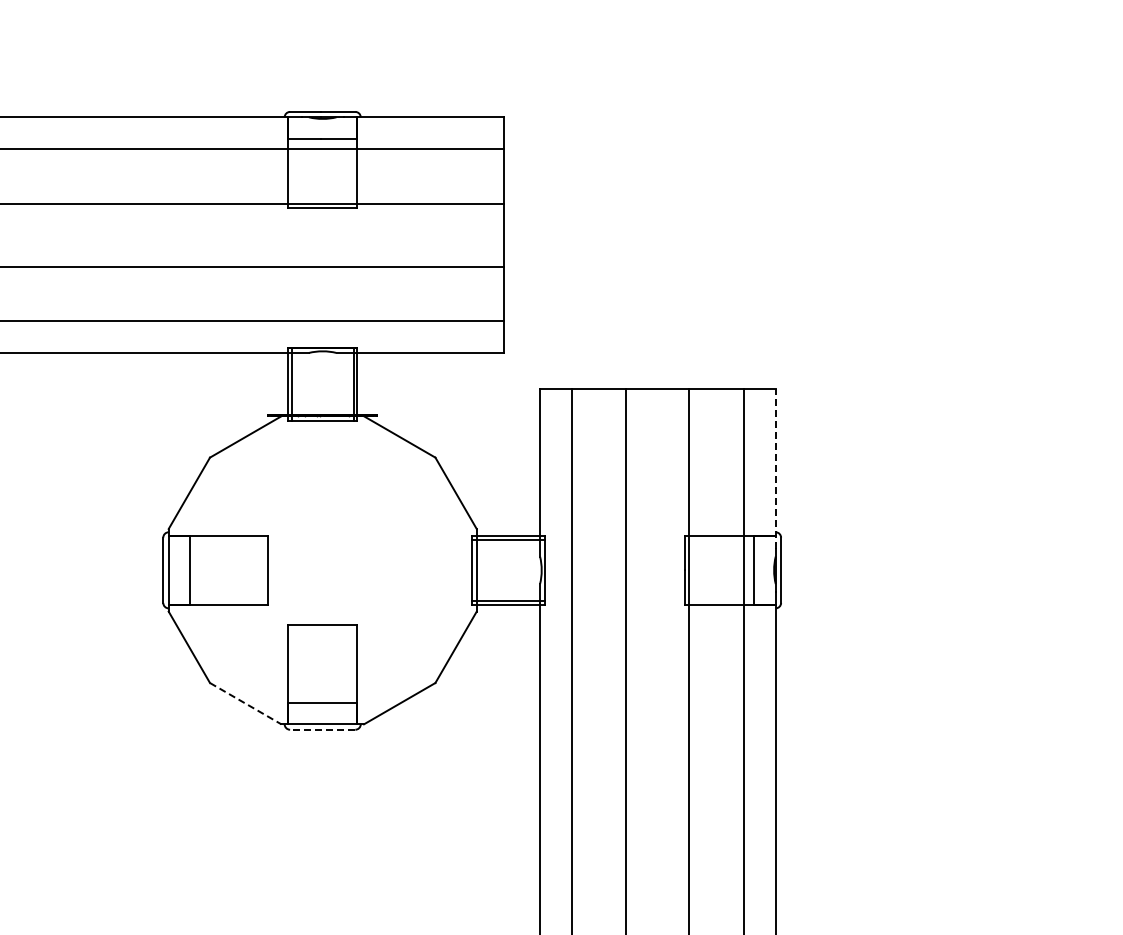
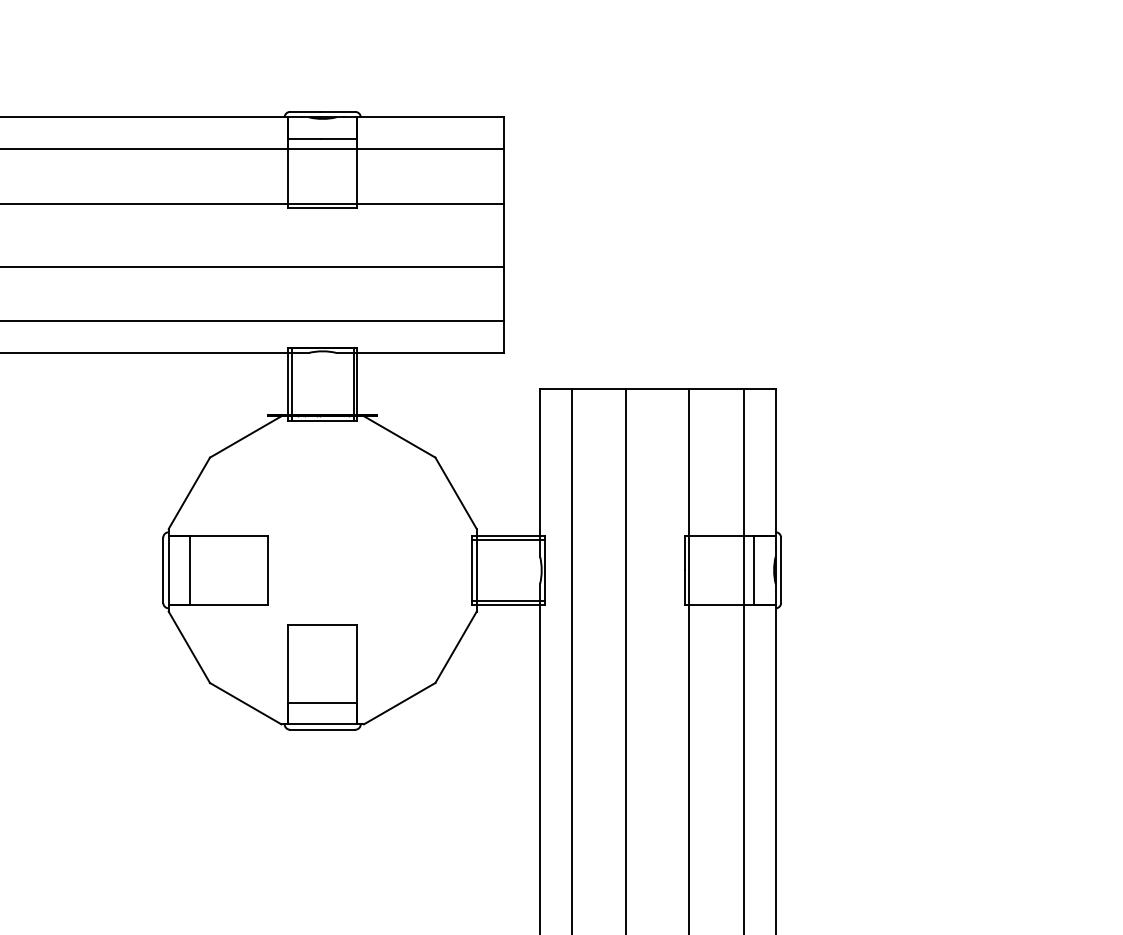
line: dashed -> solid (775, 469)
line: dashed -> solid (246, 703)
line: dashed -> solid (322, 729)
